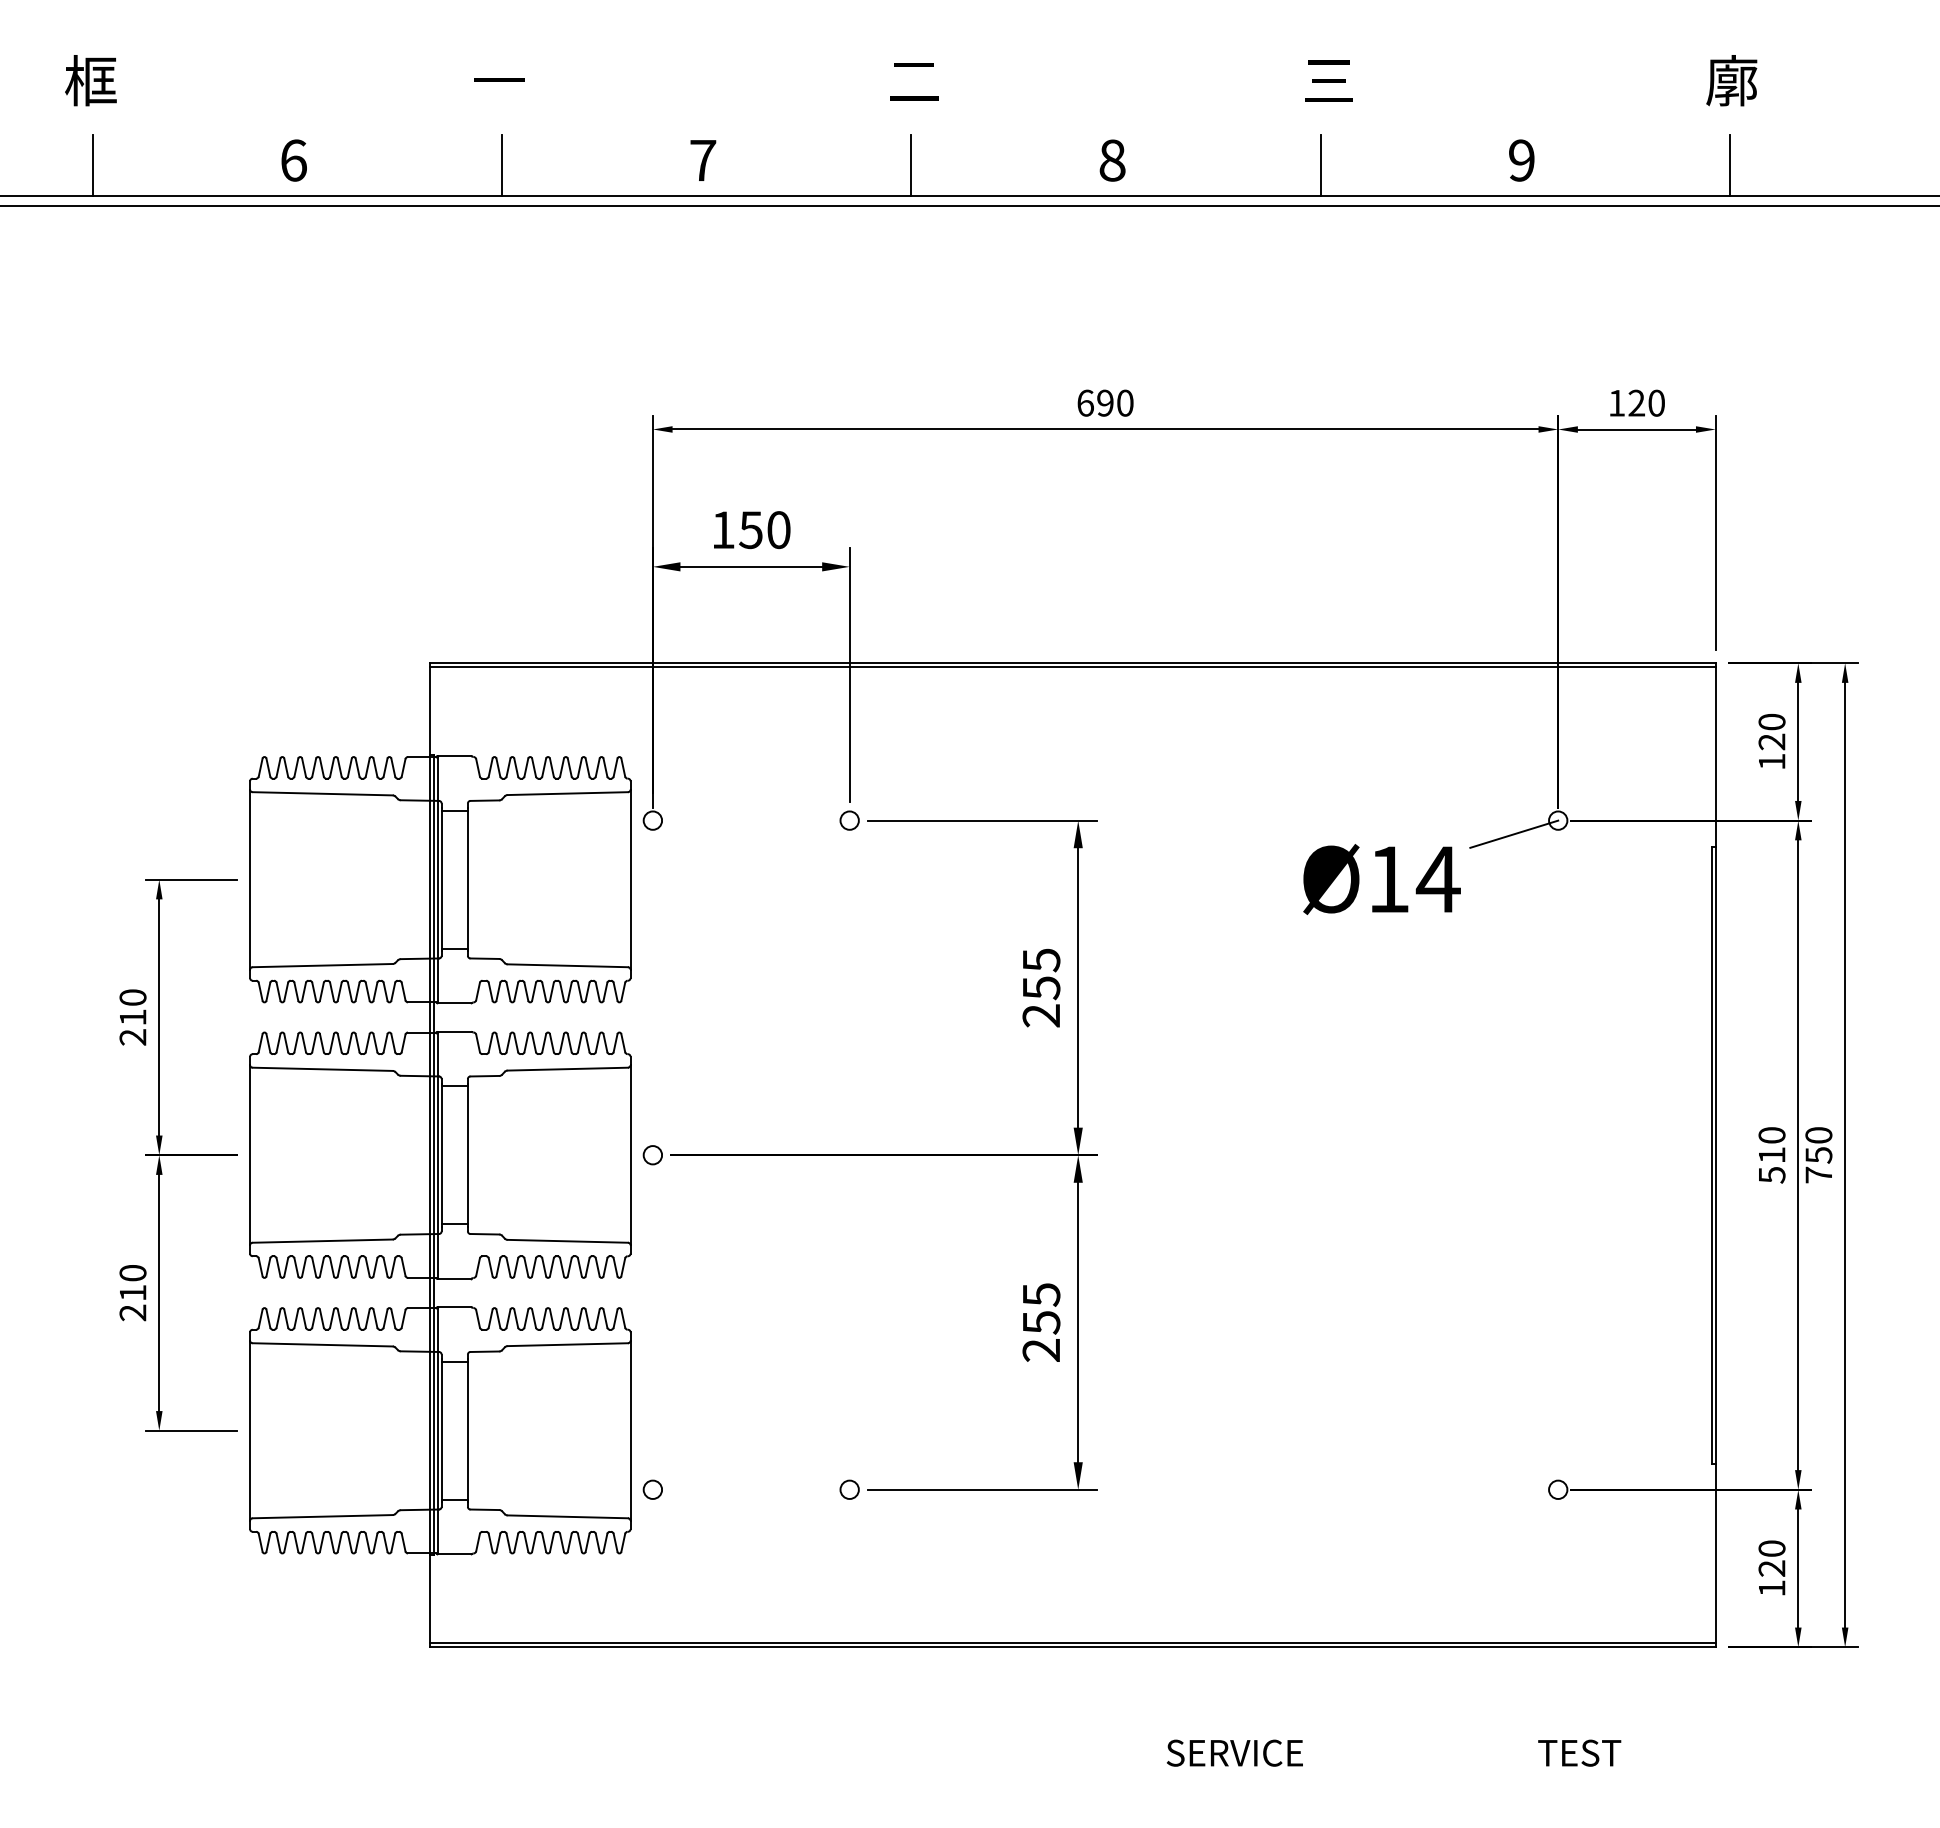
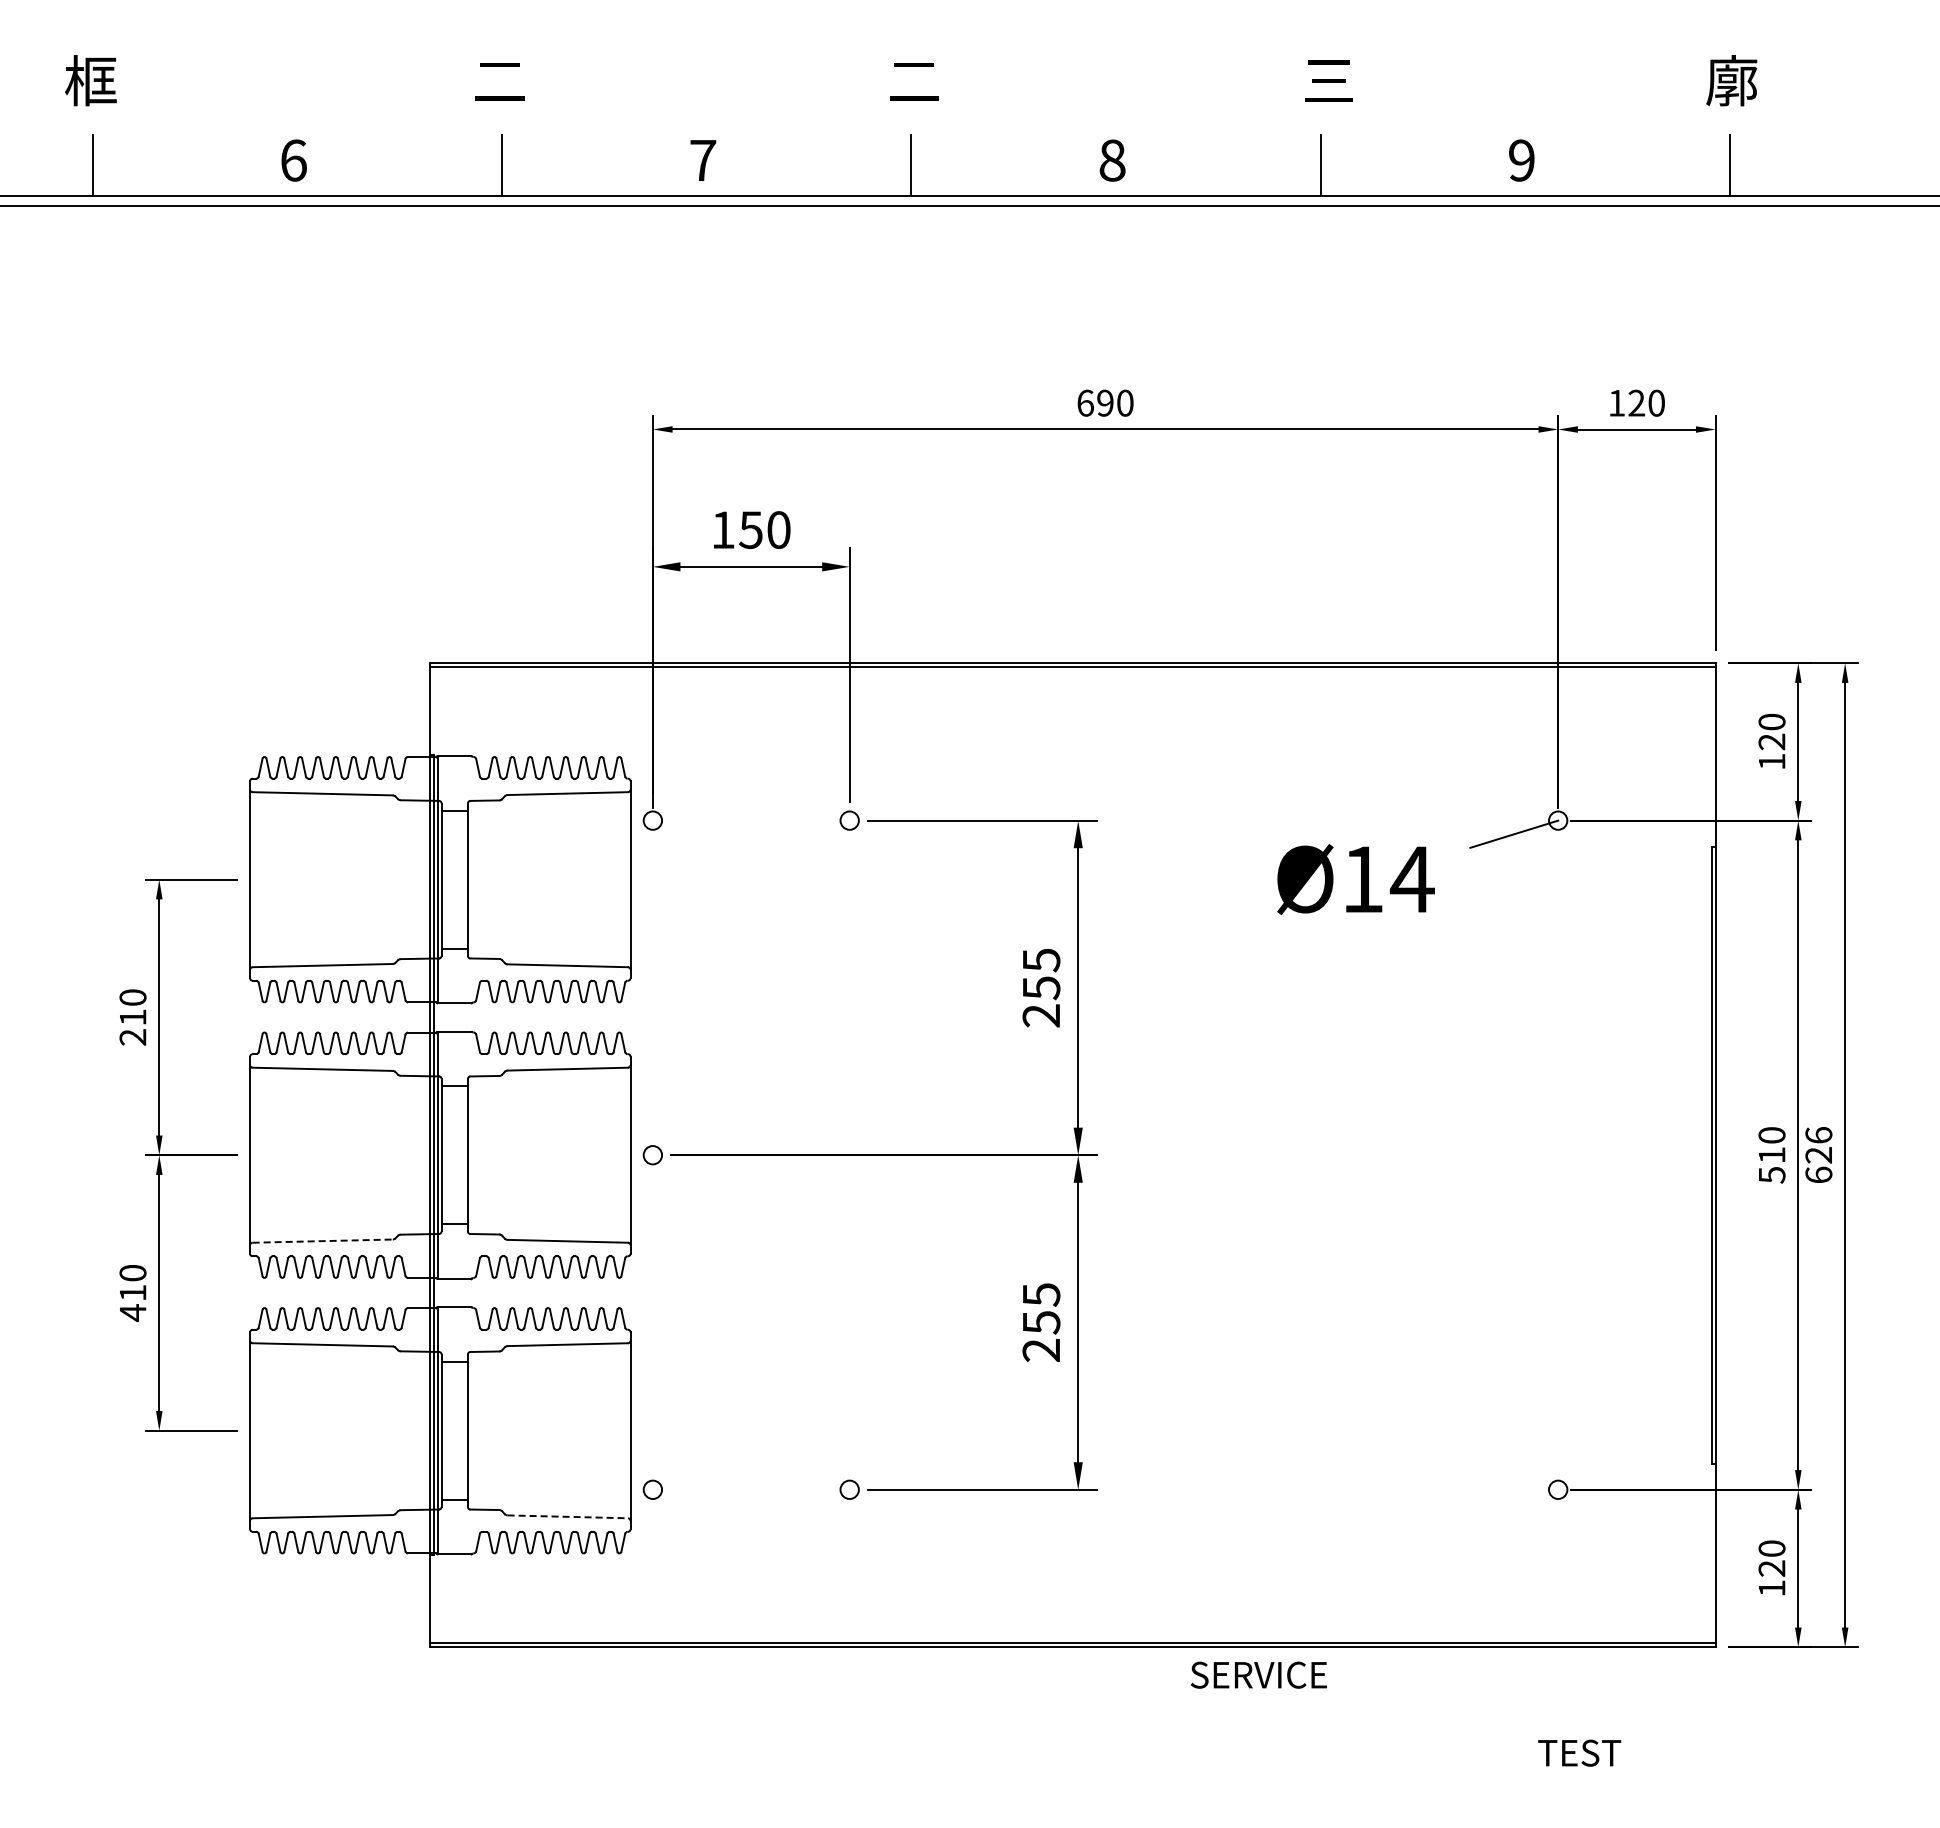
text: 一 -> 二 (499, 81)
text position: (1381, 879) -> (1355, 879) (1355, 879)
text: 750 -> 626 (1818, 1155)
line: solid -> dashed (323, 1241)
text: 210 -> 410 (132, 1312)
line: solid -> dashed (568, 1516)
text position: (1234, 1752) -> (1258, 1674) (1258, 1674)
